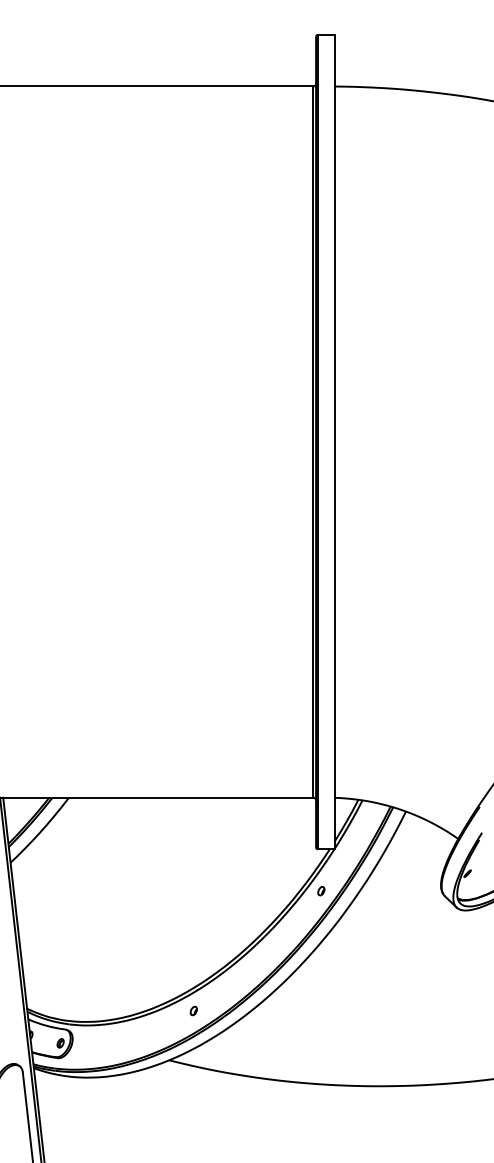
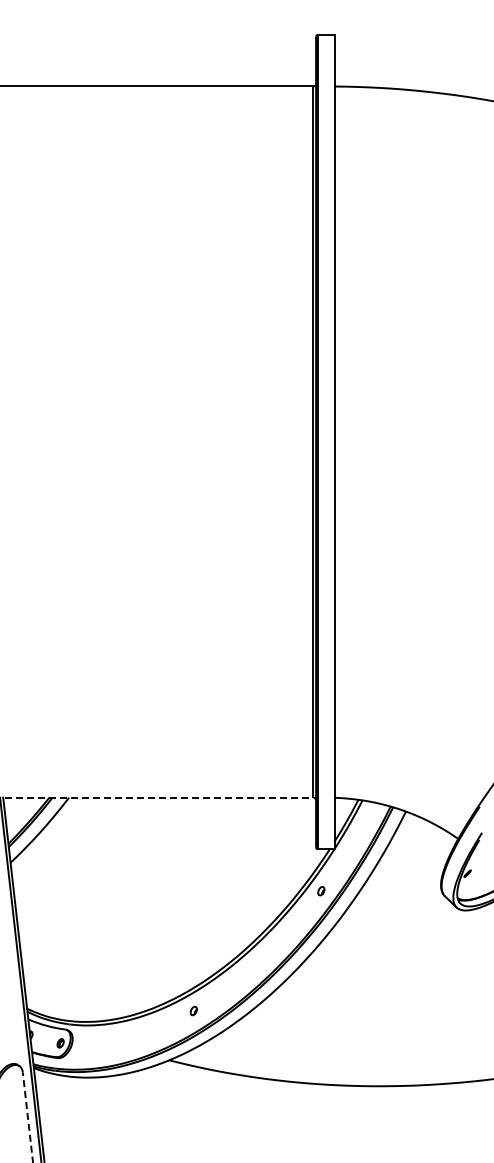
line: solid -> dashed (157, 797)
line: solid -> dashed (27, 1117)
